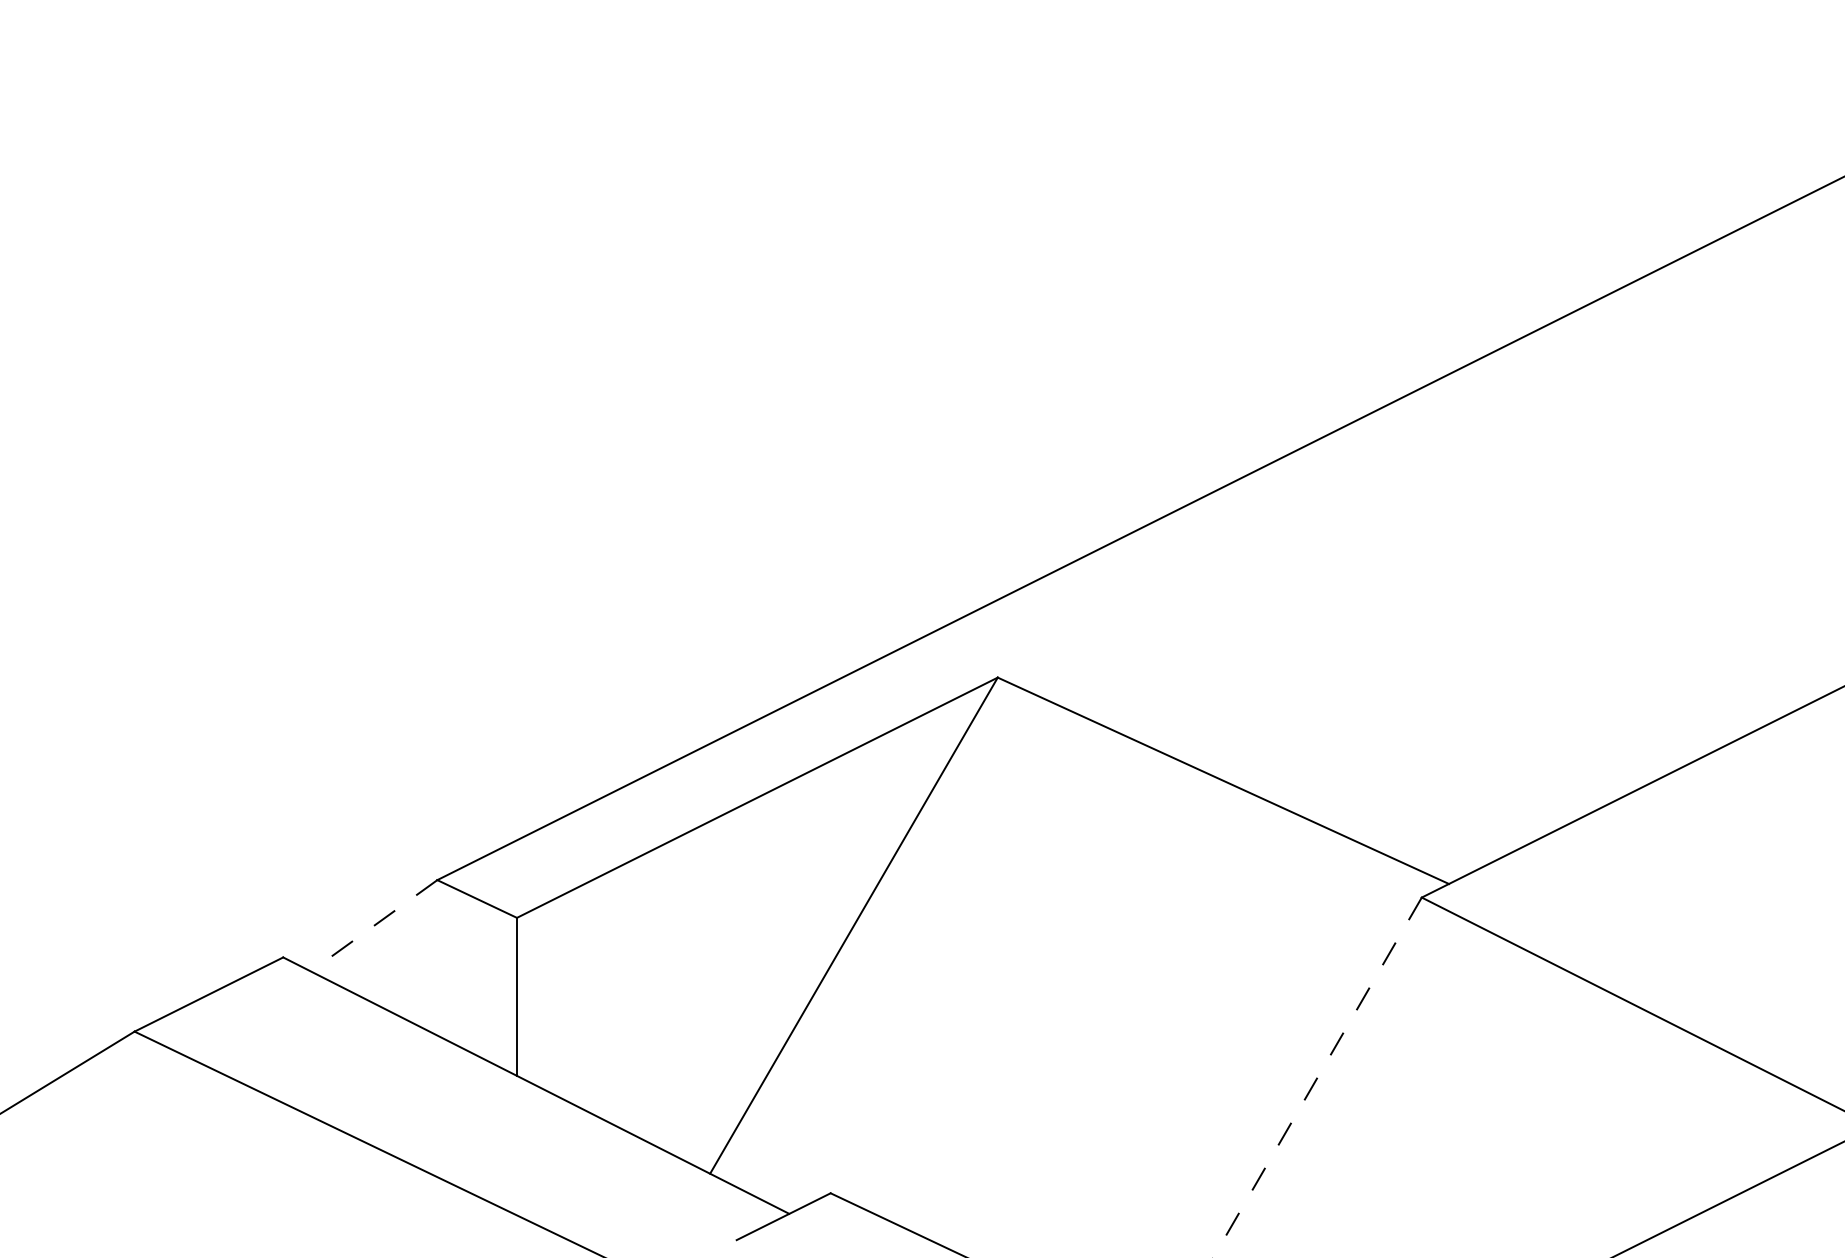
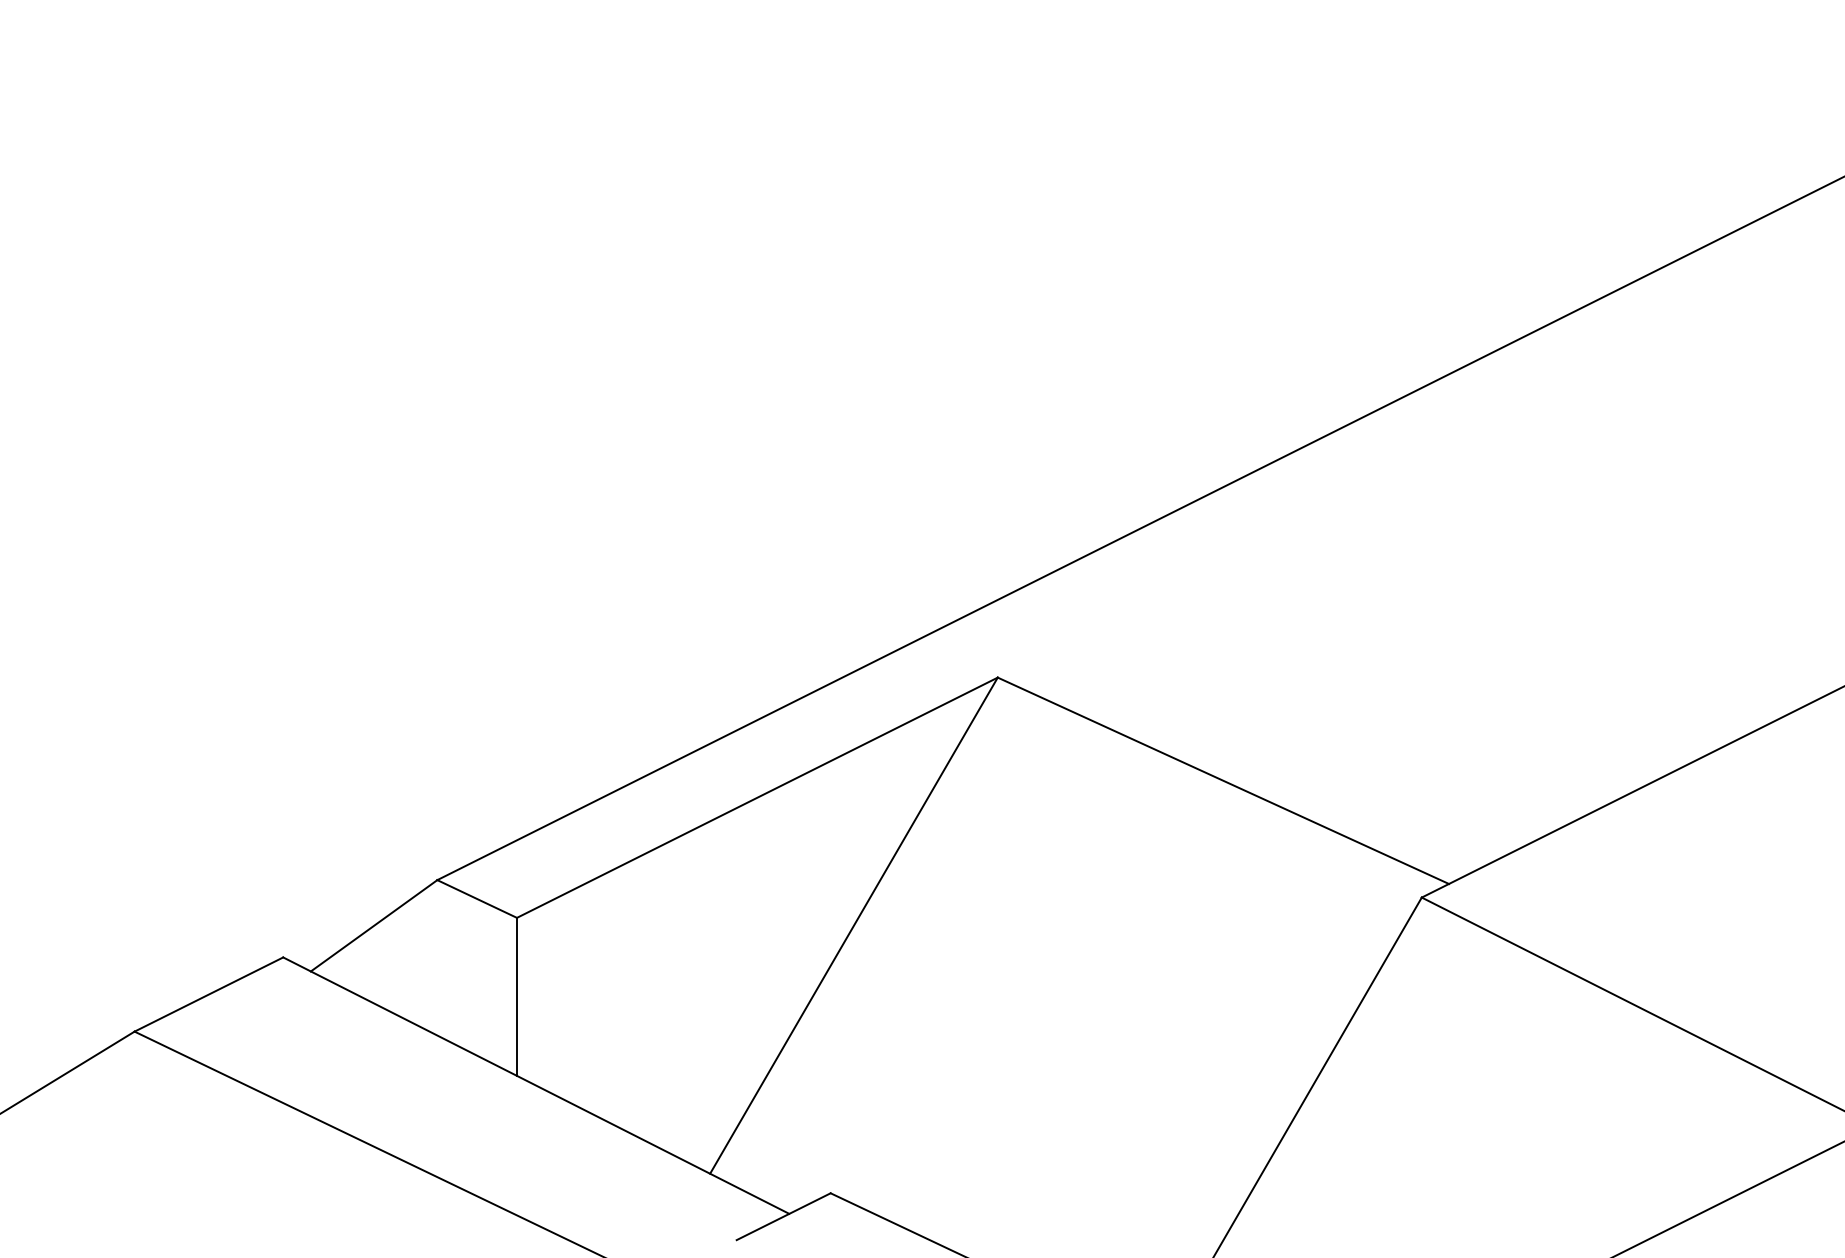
line: dashed -> solid (373, 926)
line: dashed -> solid (1317, 1077)
